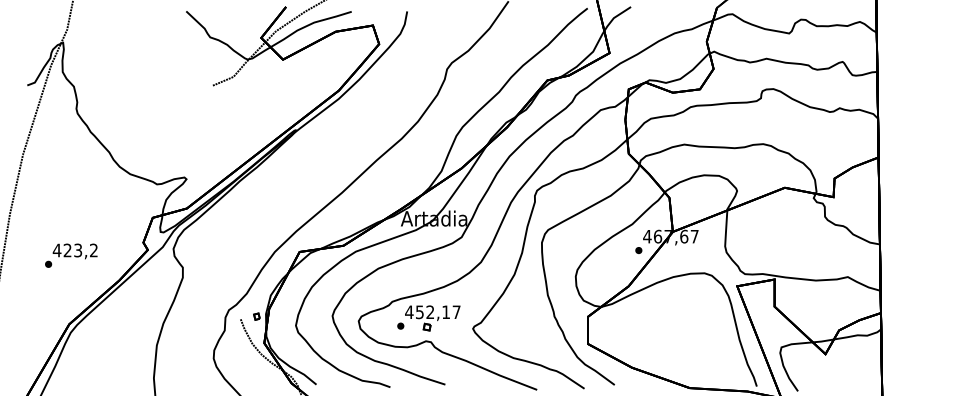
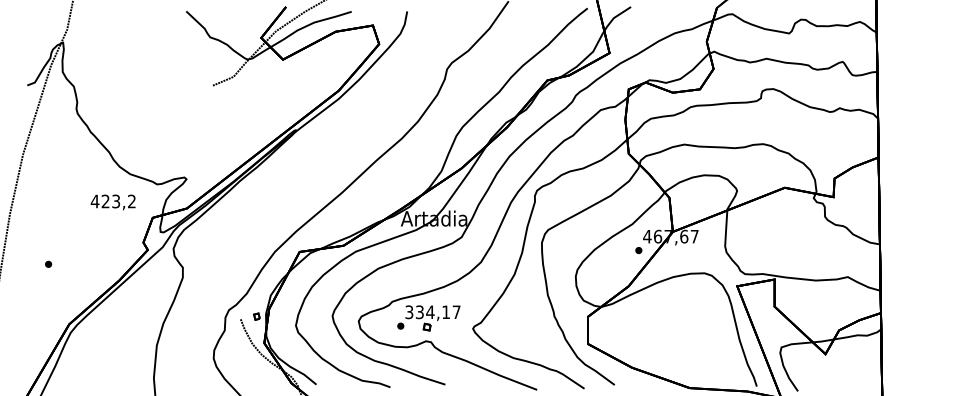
text position: (74, 251) -> (112, 202) (112, 202)
text: 452,17 -> 334,17 (419, 312)
